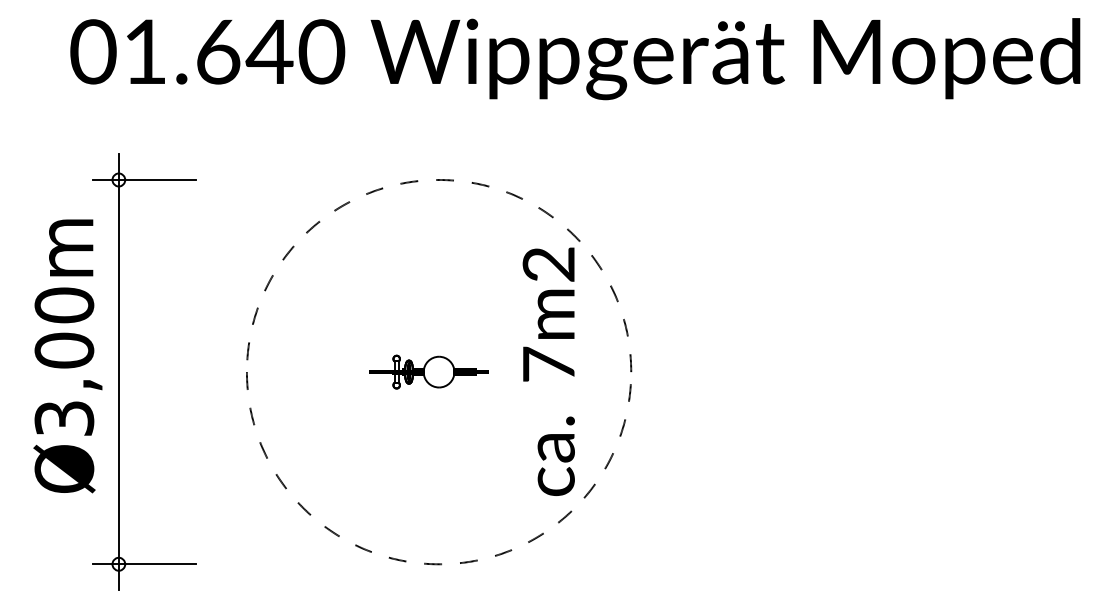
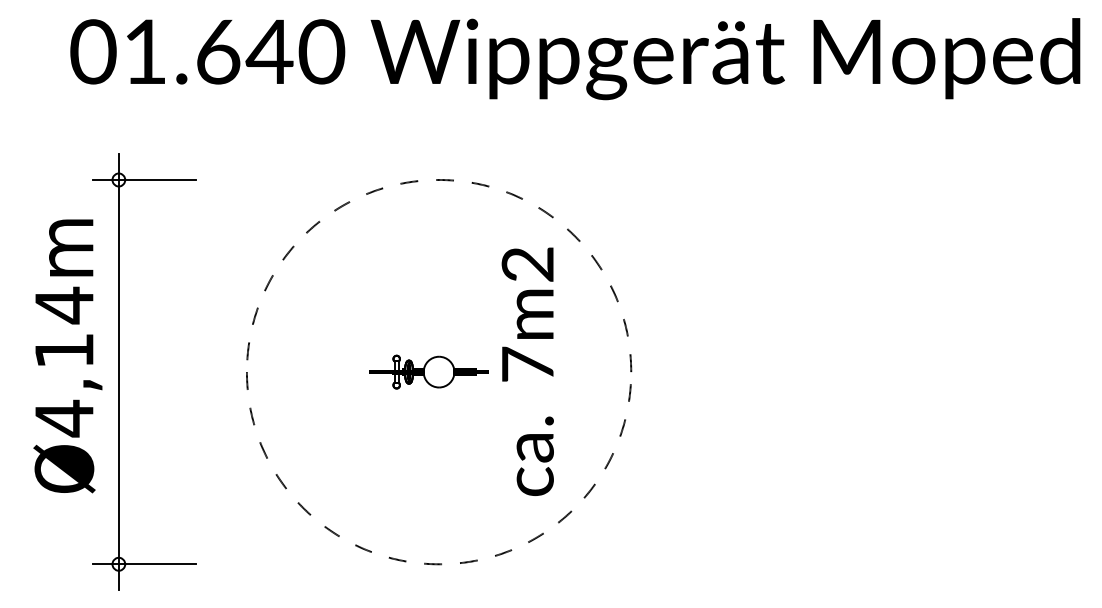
text: Ø3,00m -> Ø4,14m (64, 361)
text position: (548, 371) -> (527, 371) (527, 371)
